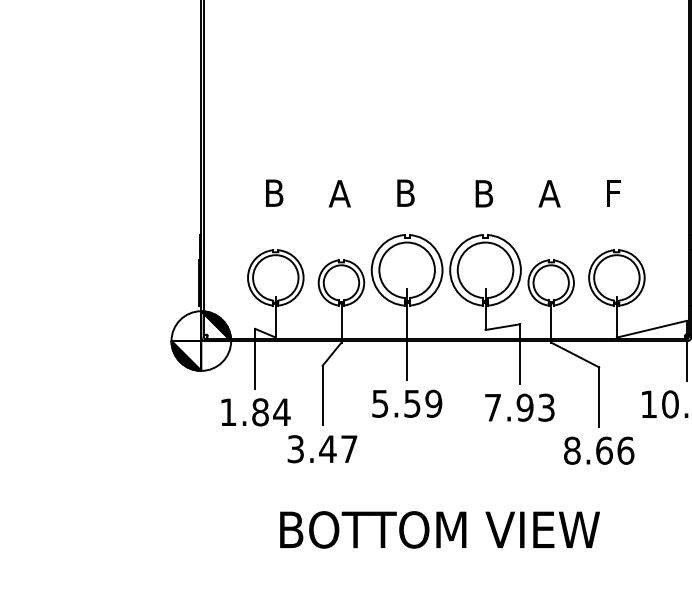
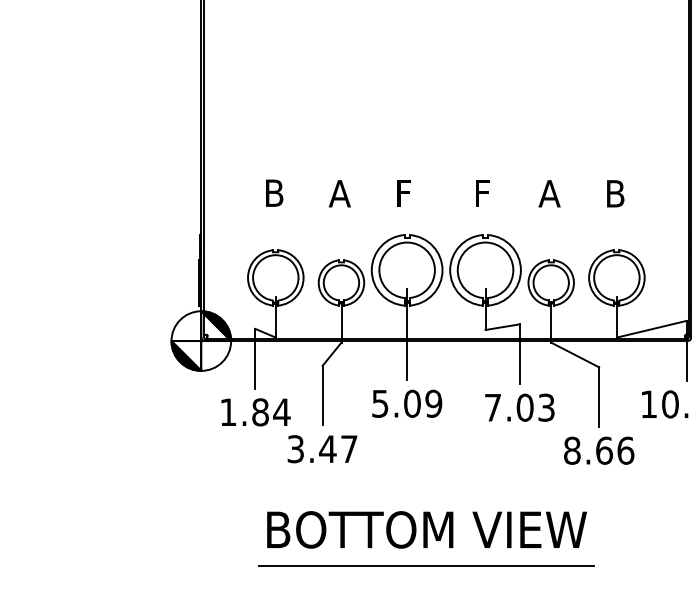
text: B -> F (405, 192)
text: B -> F (484, 193)
text: F -> B (615, 193)
text: 5.59 -> 5.09 (412, 403)
text: 7.93 -> 7.03 (524, 407)
text position: (439, 529) -> (426, 529) (426, 529)
line: none -> present (426, 565)
